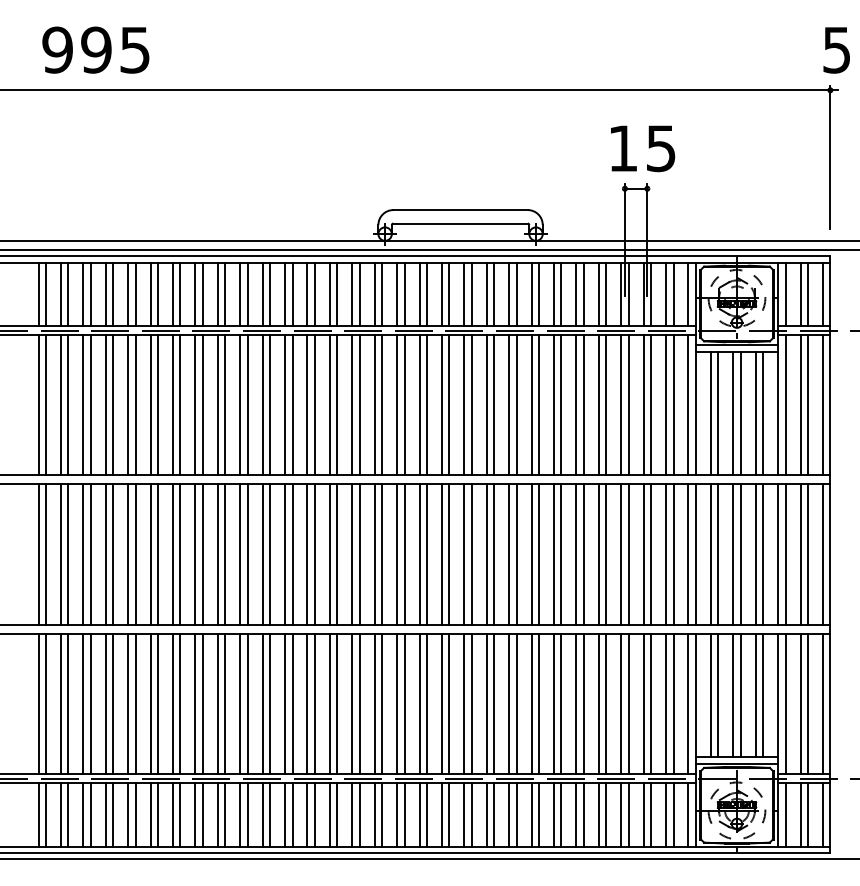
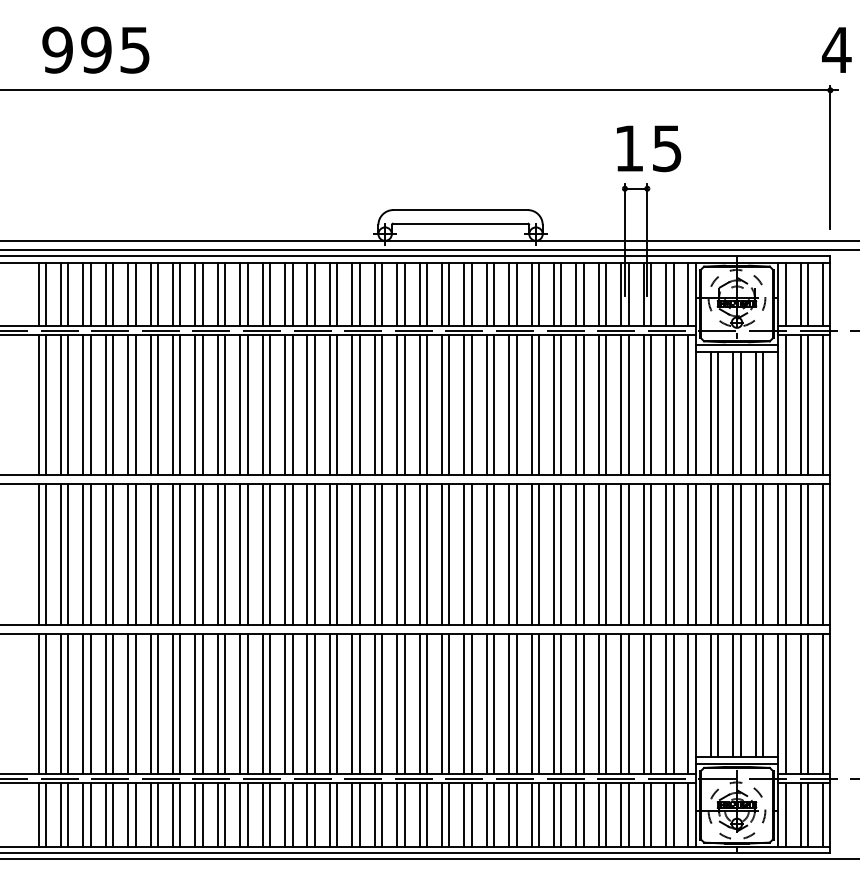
text: 5 -> 4 (836, 50)
text position: (643, 148) -> (649, 148) (649, 148)
